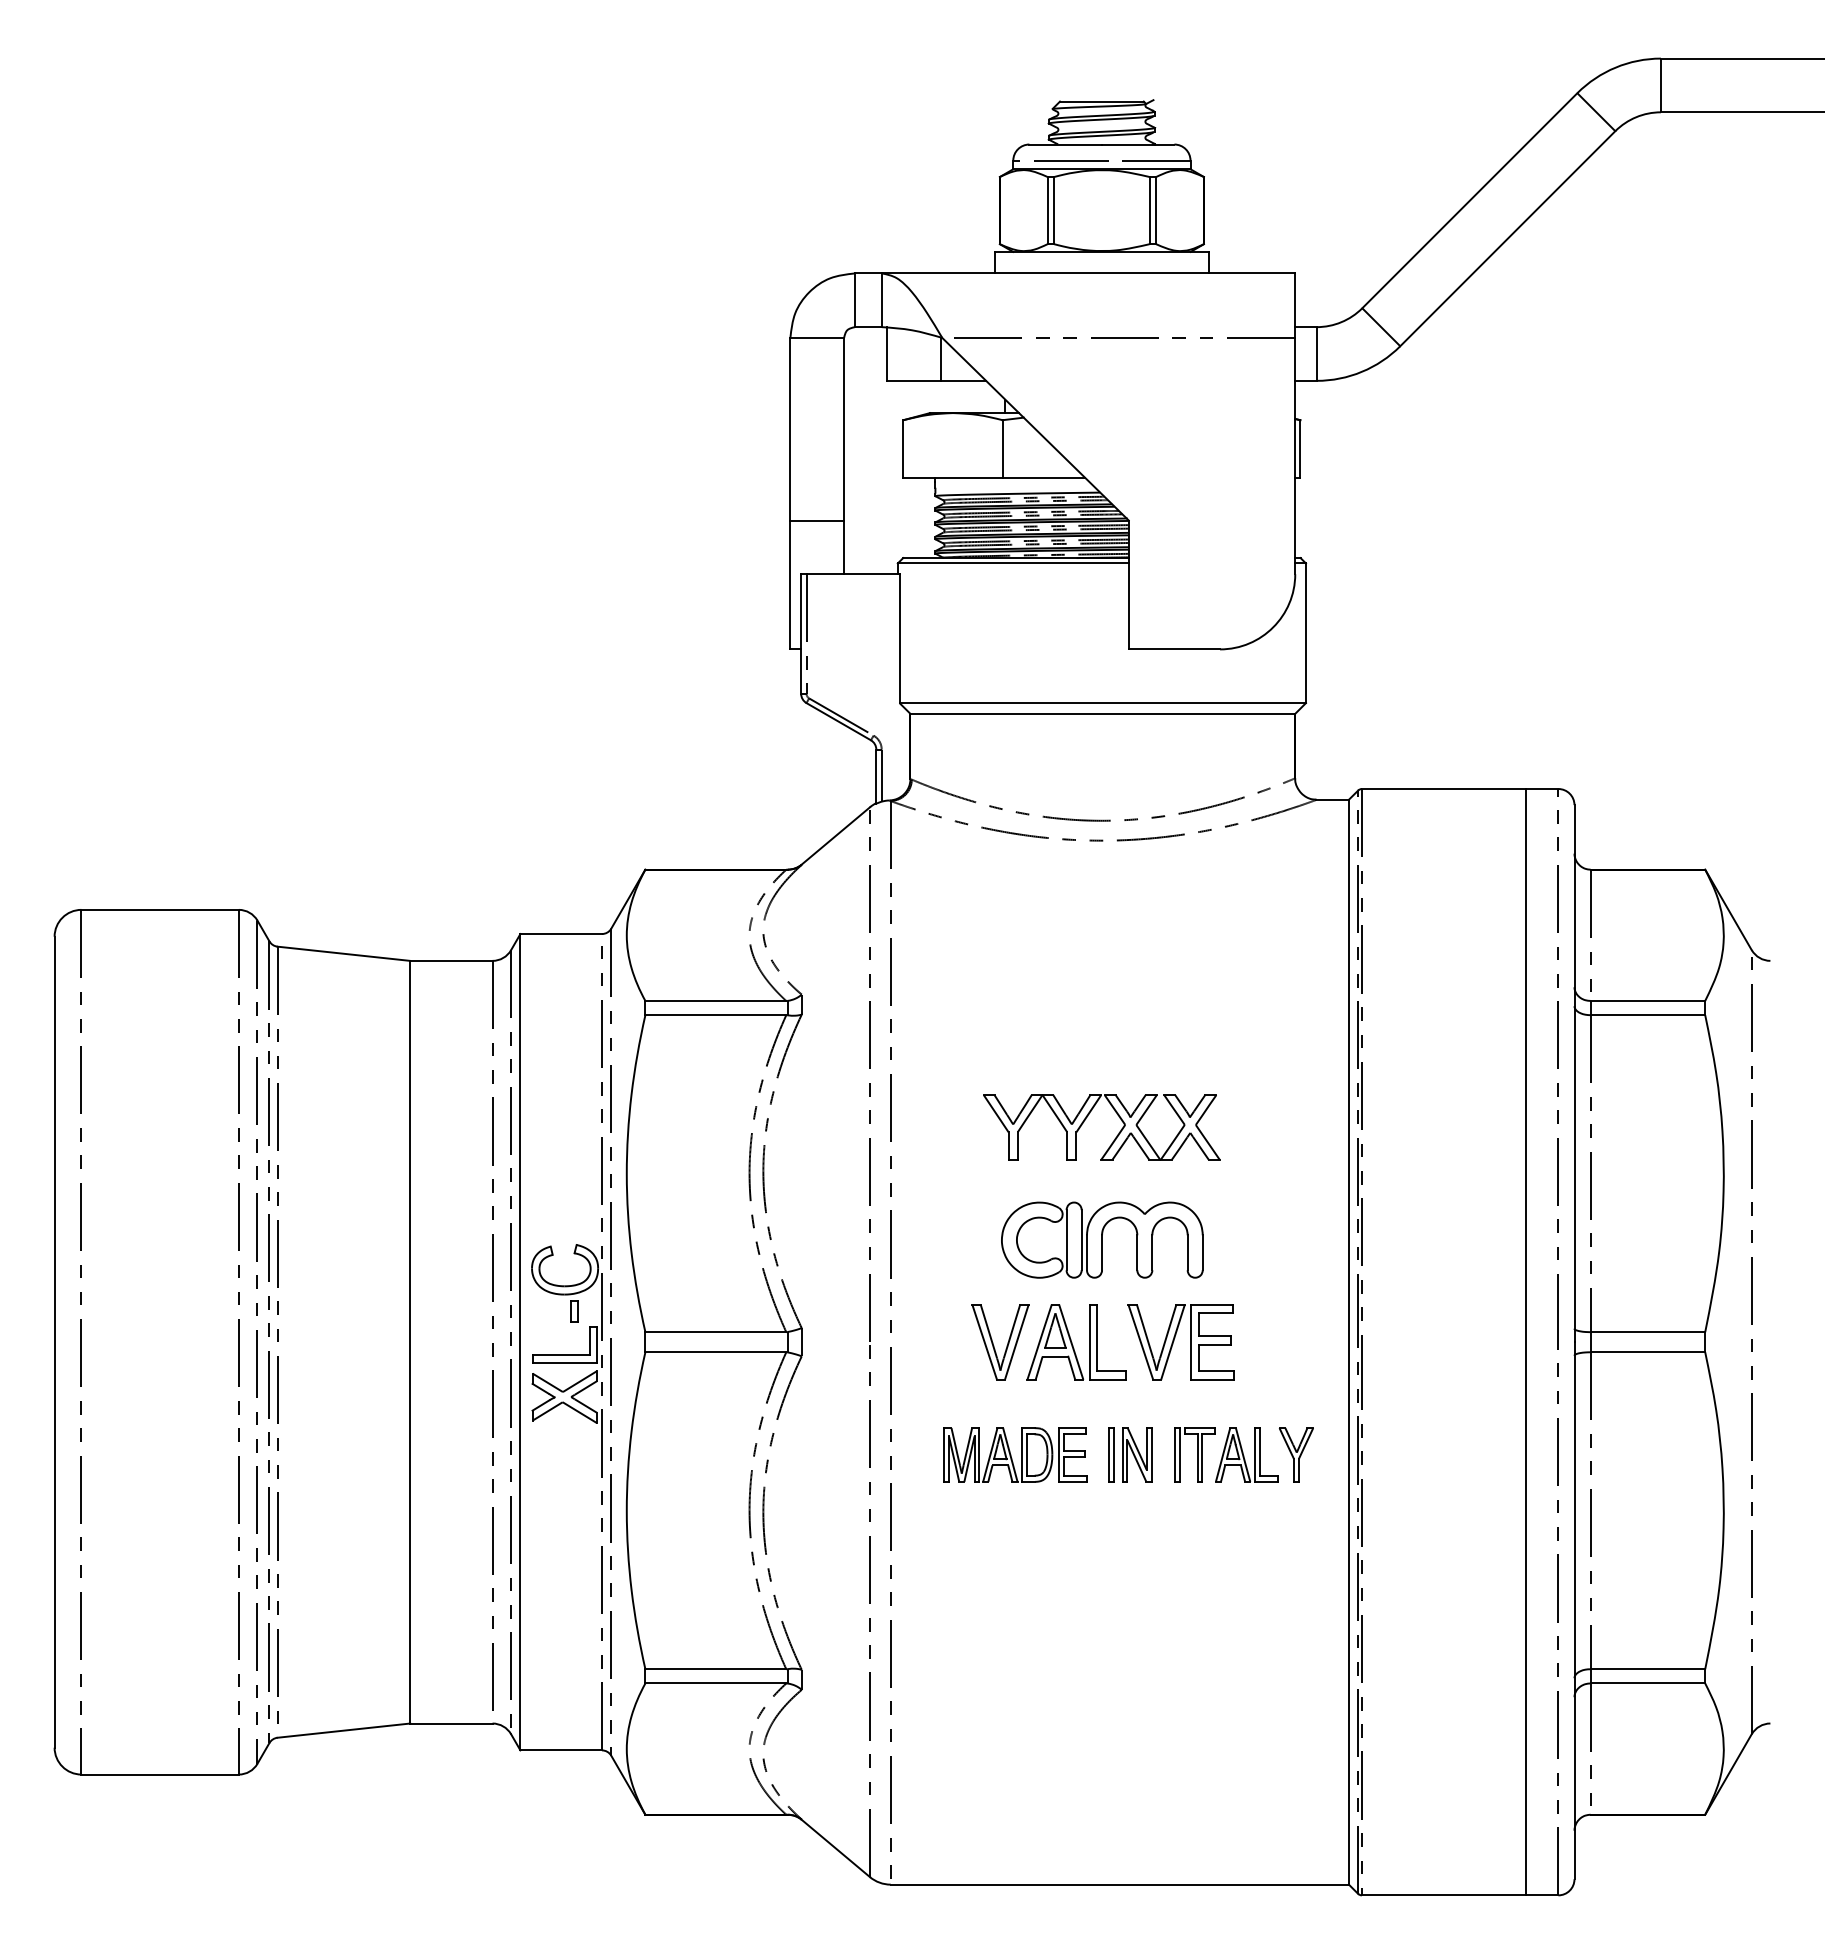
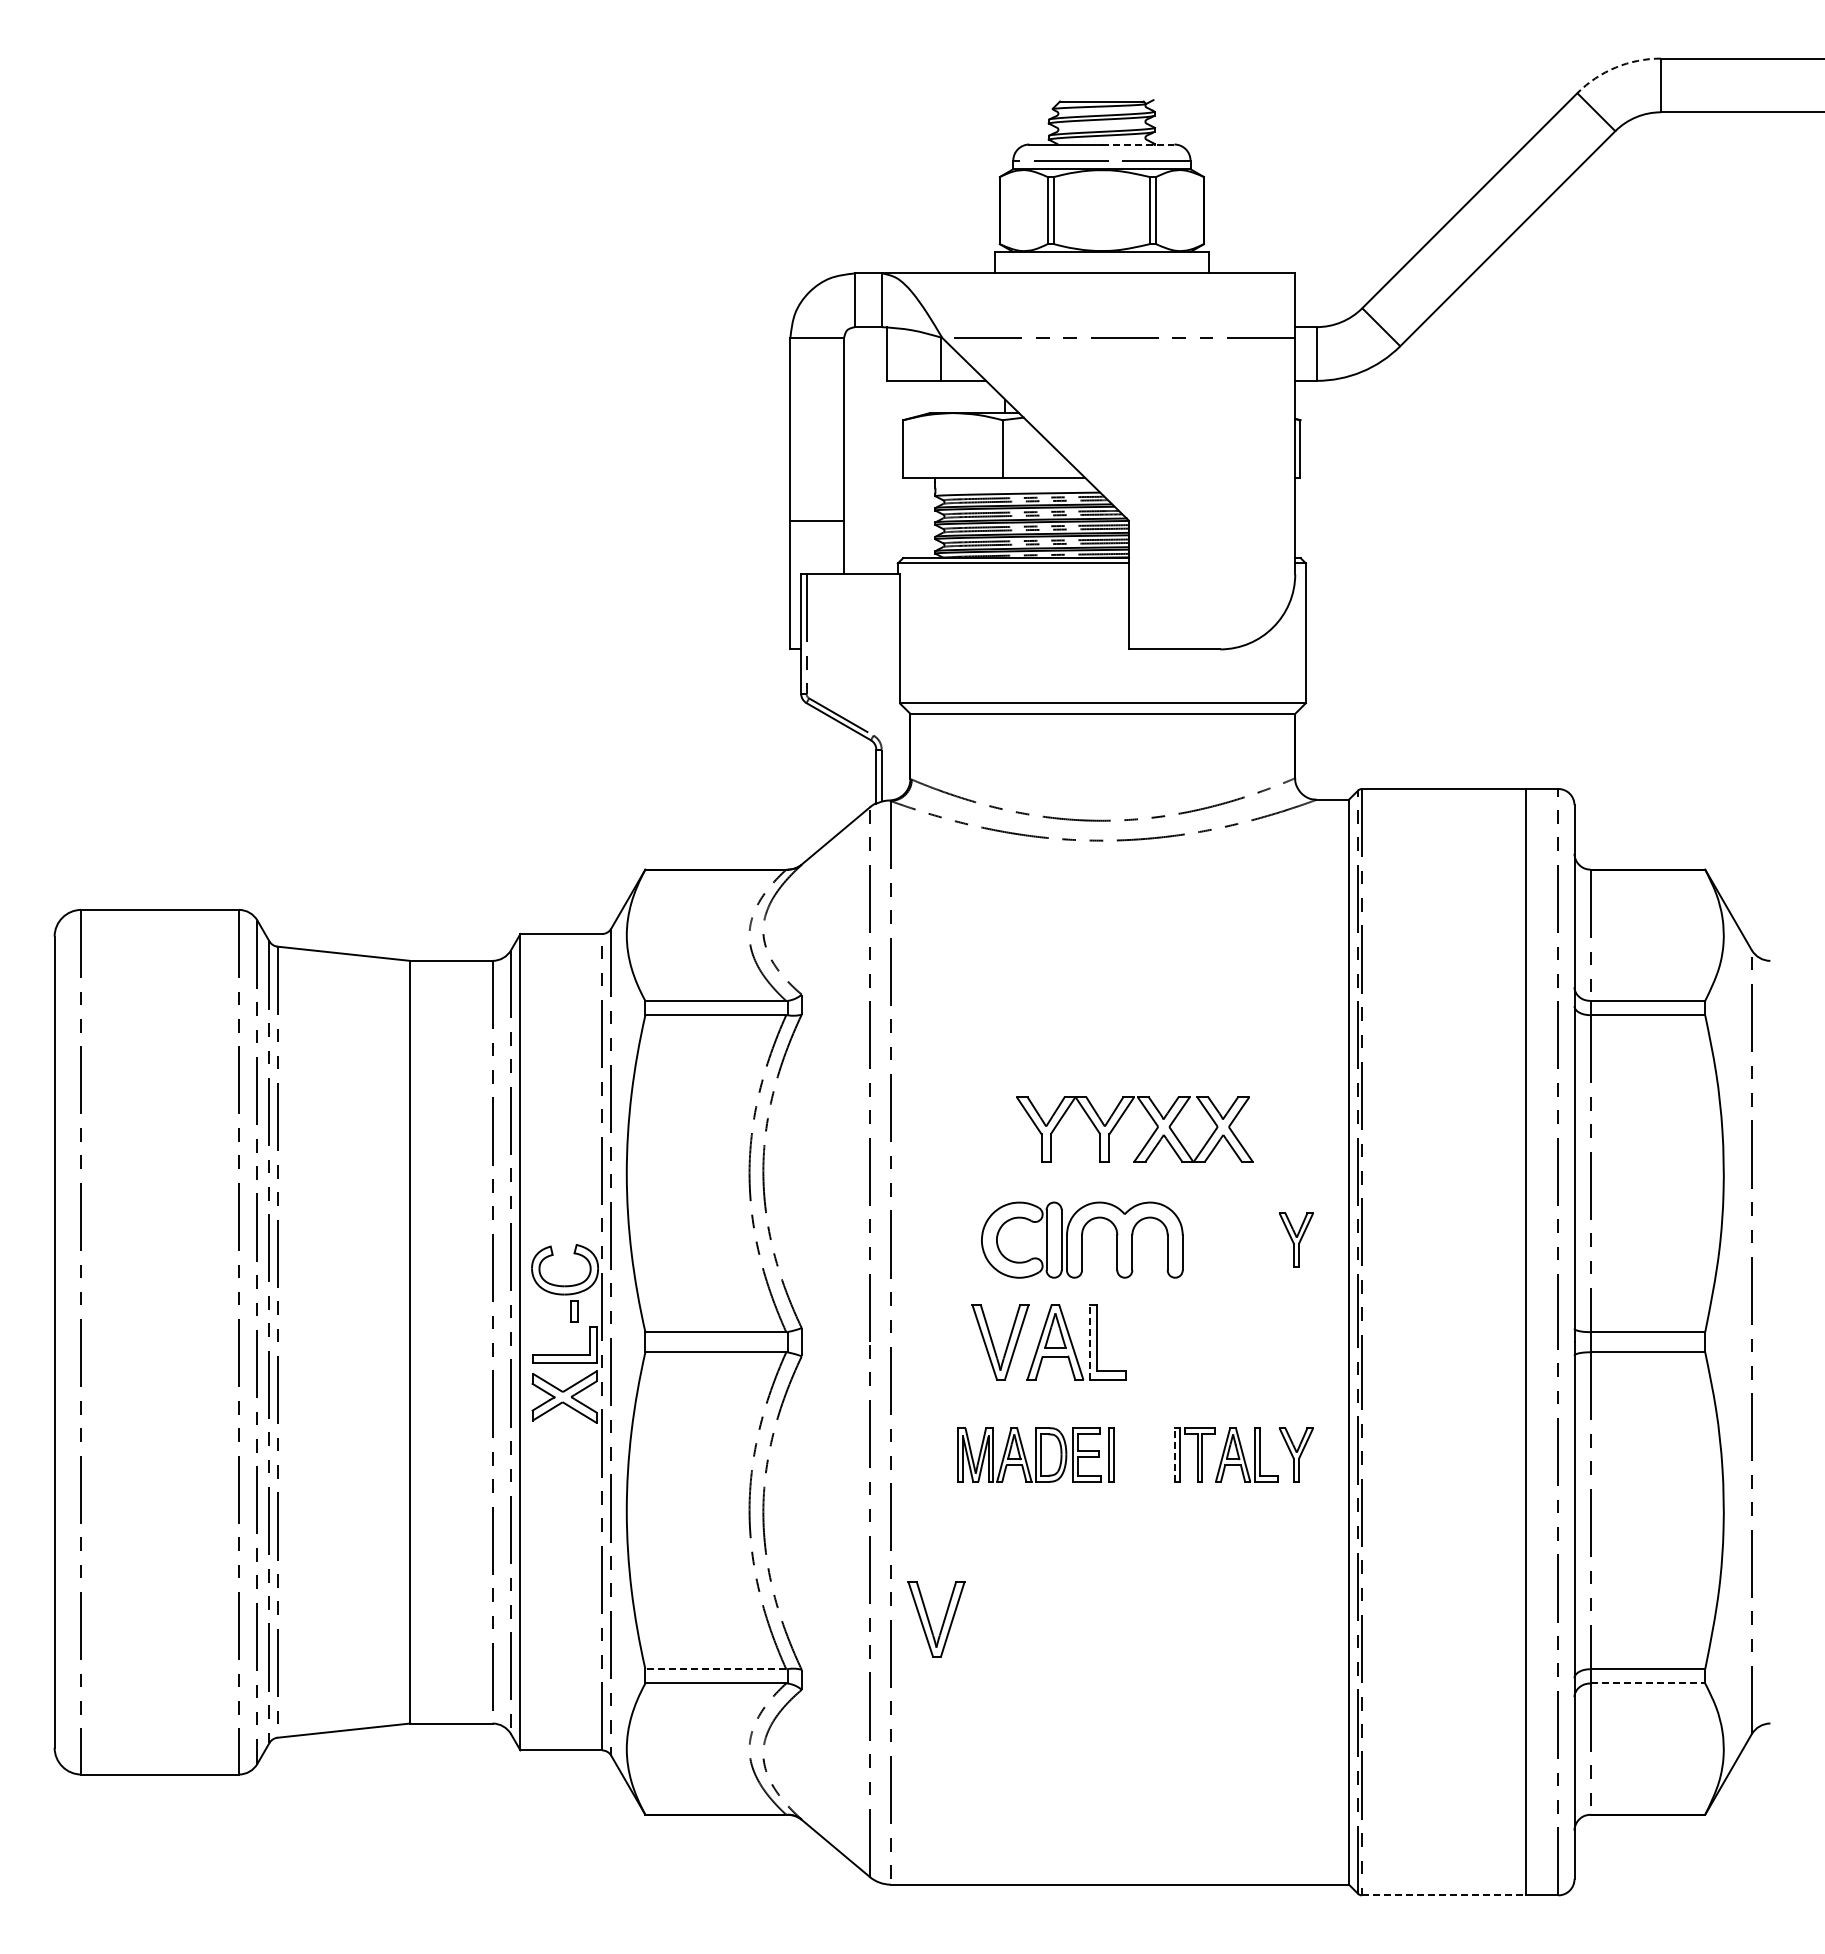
arc: solid -> dashed (1615, 67)
line: solid -> dashed (1138, 144)
part position: (1086, 1119) -> (1119, 1121) (1119, 1121)
part position: (1102, 1239) -> (1082, 1239) (1082, 1239)
part: none -> present (1295, 1239)
part: present -> none (1174, 1341)
line: solid -> dashed (1089, 1342)
part position: (1015, 1454) -> (1029, 1454) (1029, 1454)
part: present -> none (1137, 1454)
line: solid -> dashed (1174, 1454)
part: none -> present (930, 1622)
line: solid -> dashed (715, 1669)
line: solid -> dashed (1648, 1683)
line: solid -> dashed (1444, 1895)
